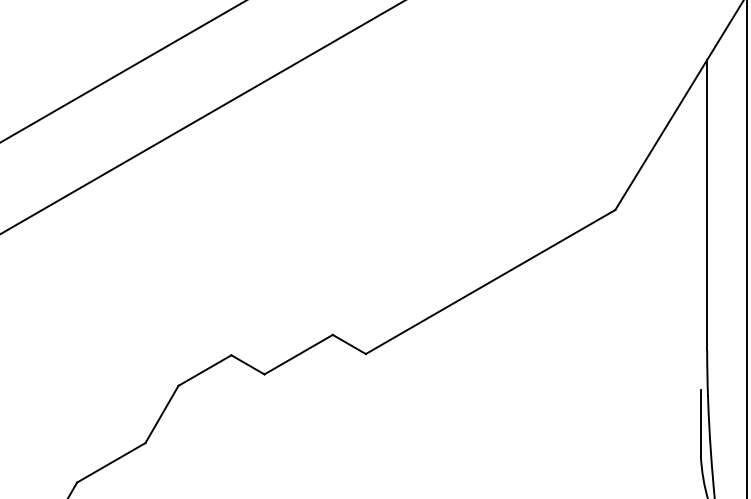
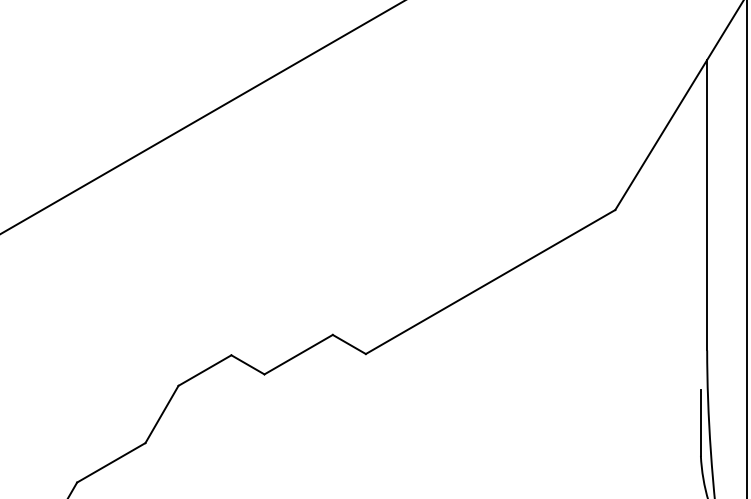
line: present -> none (122, 71)
